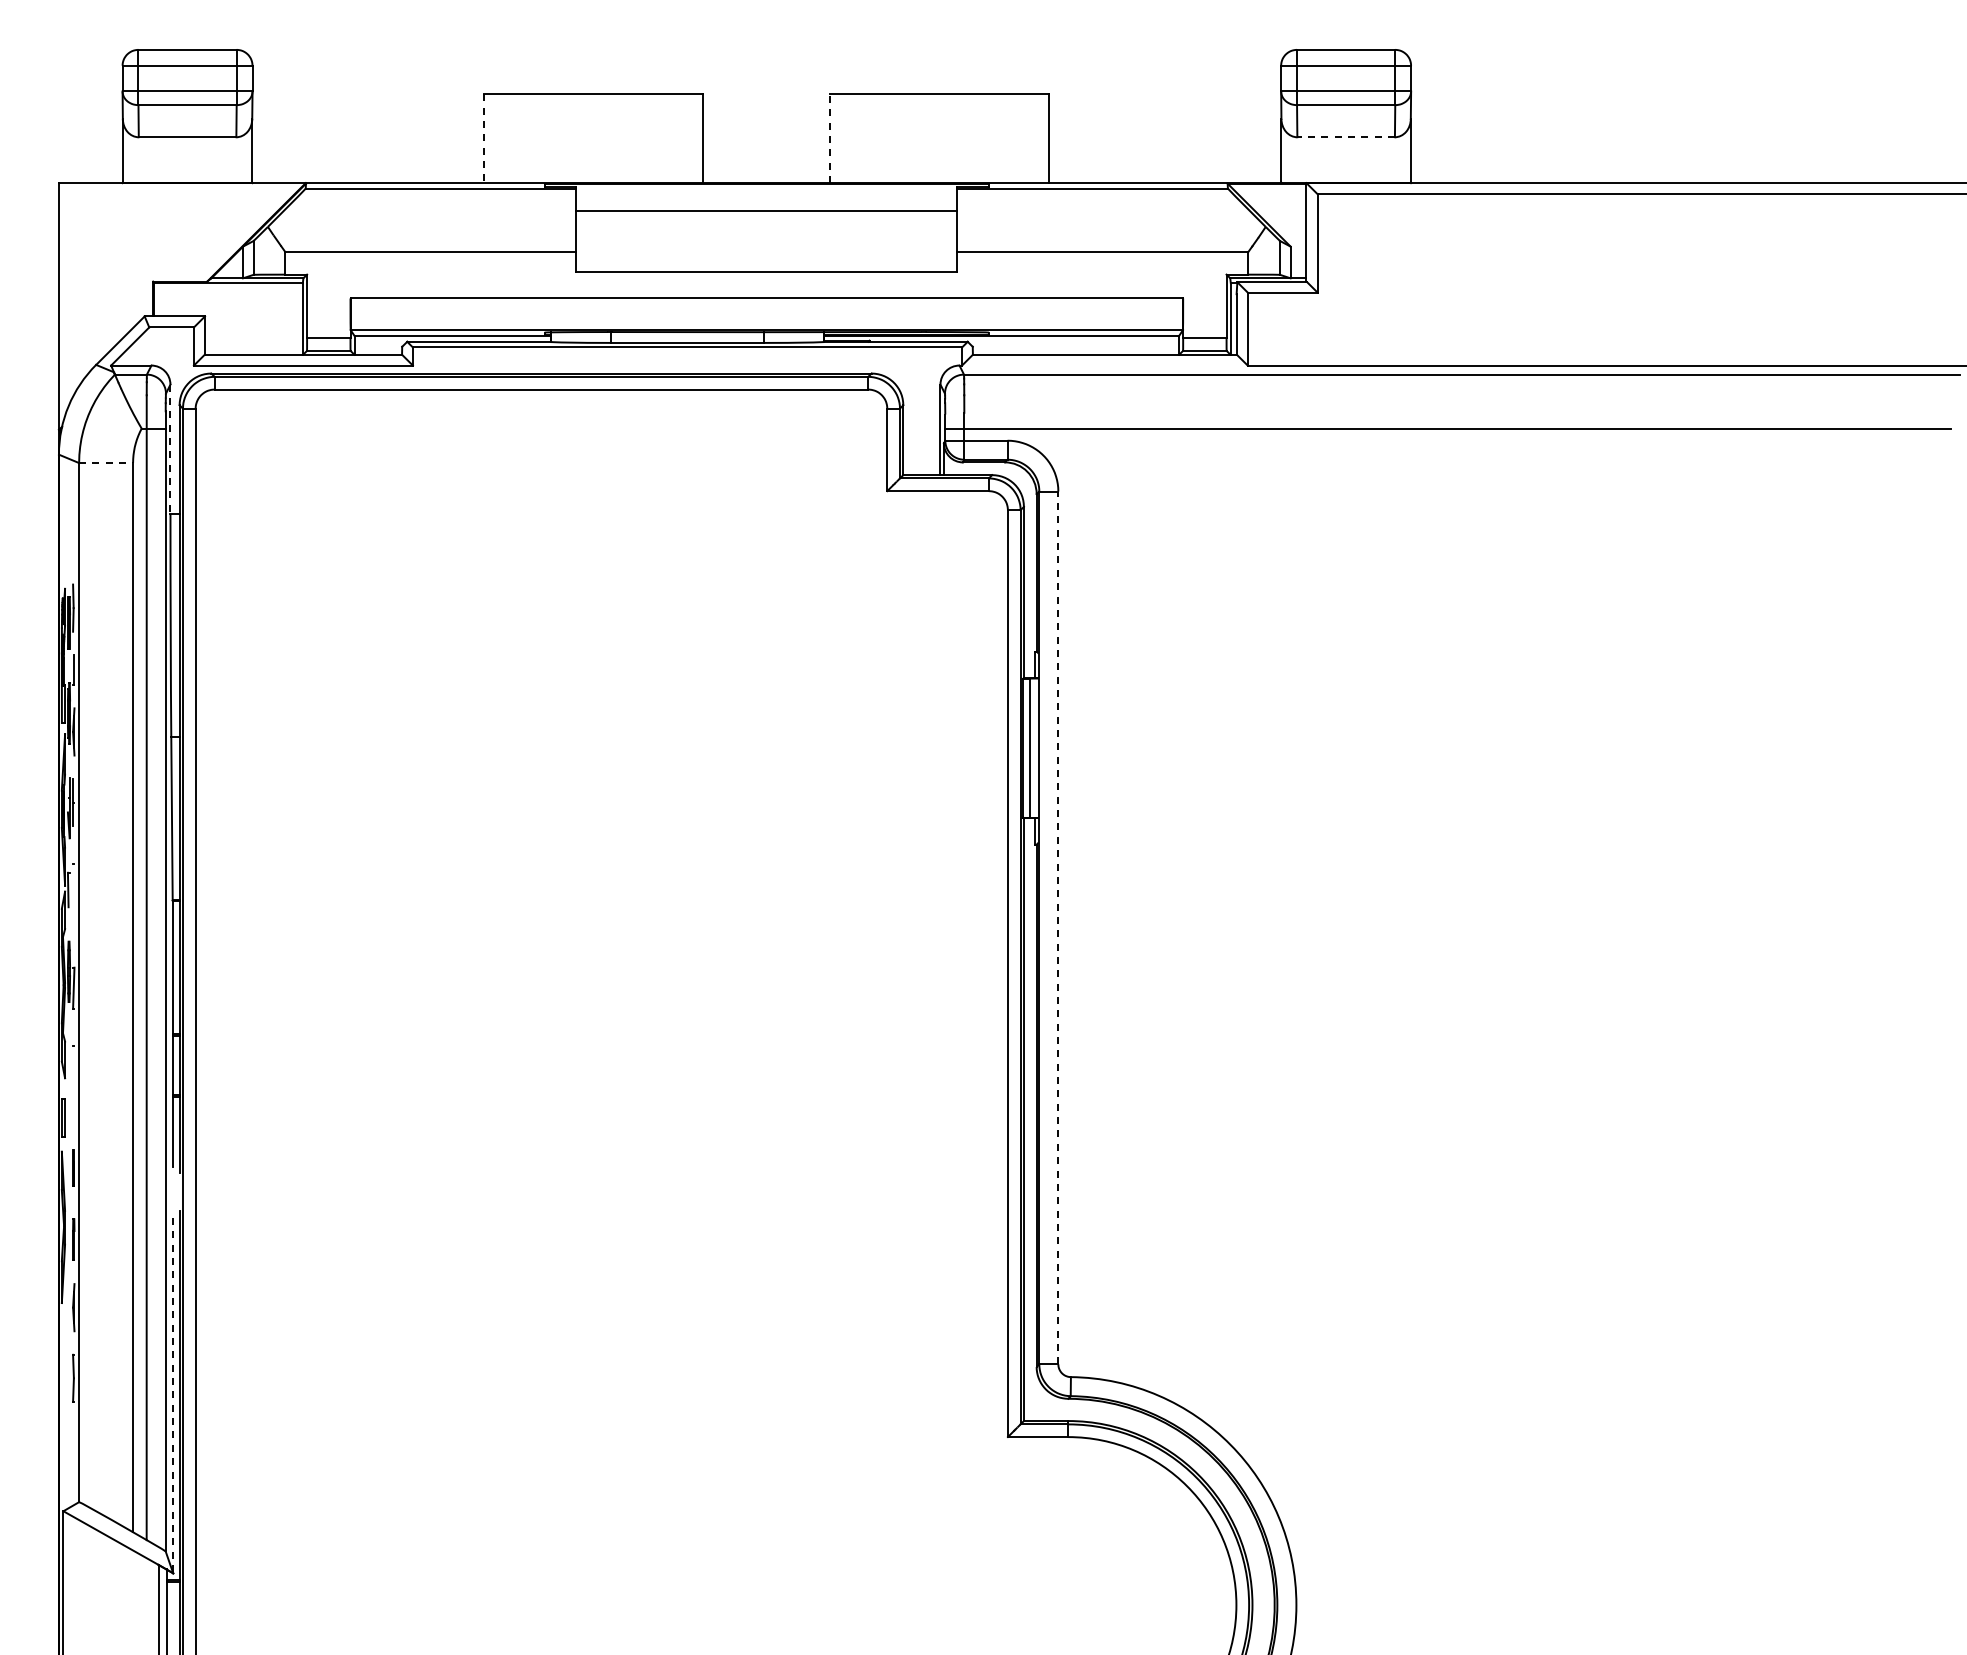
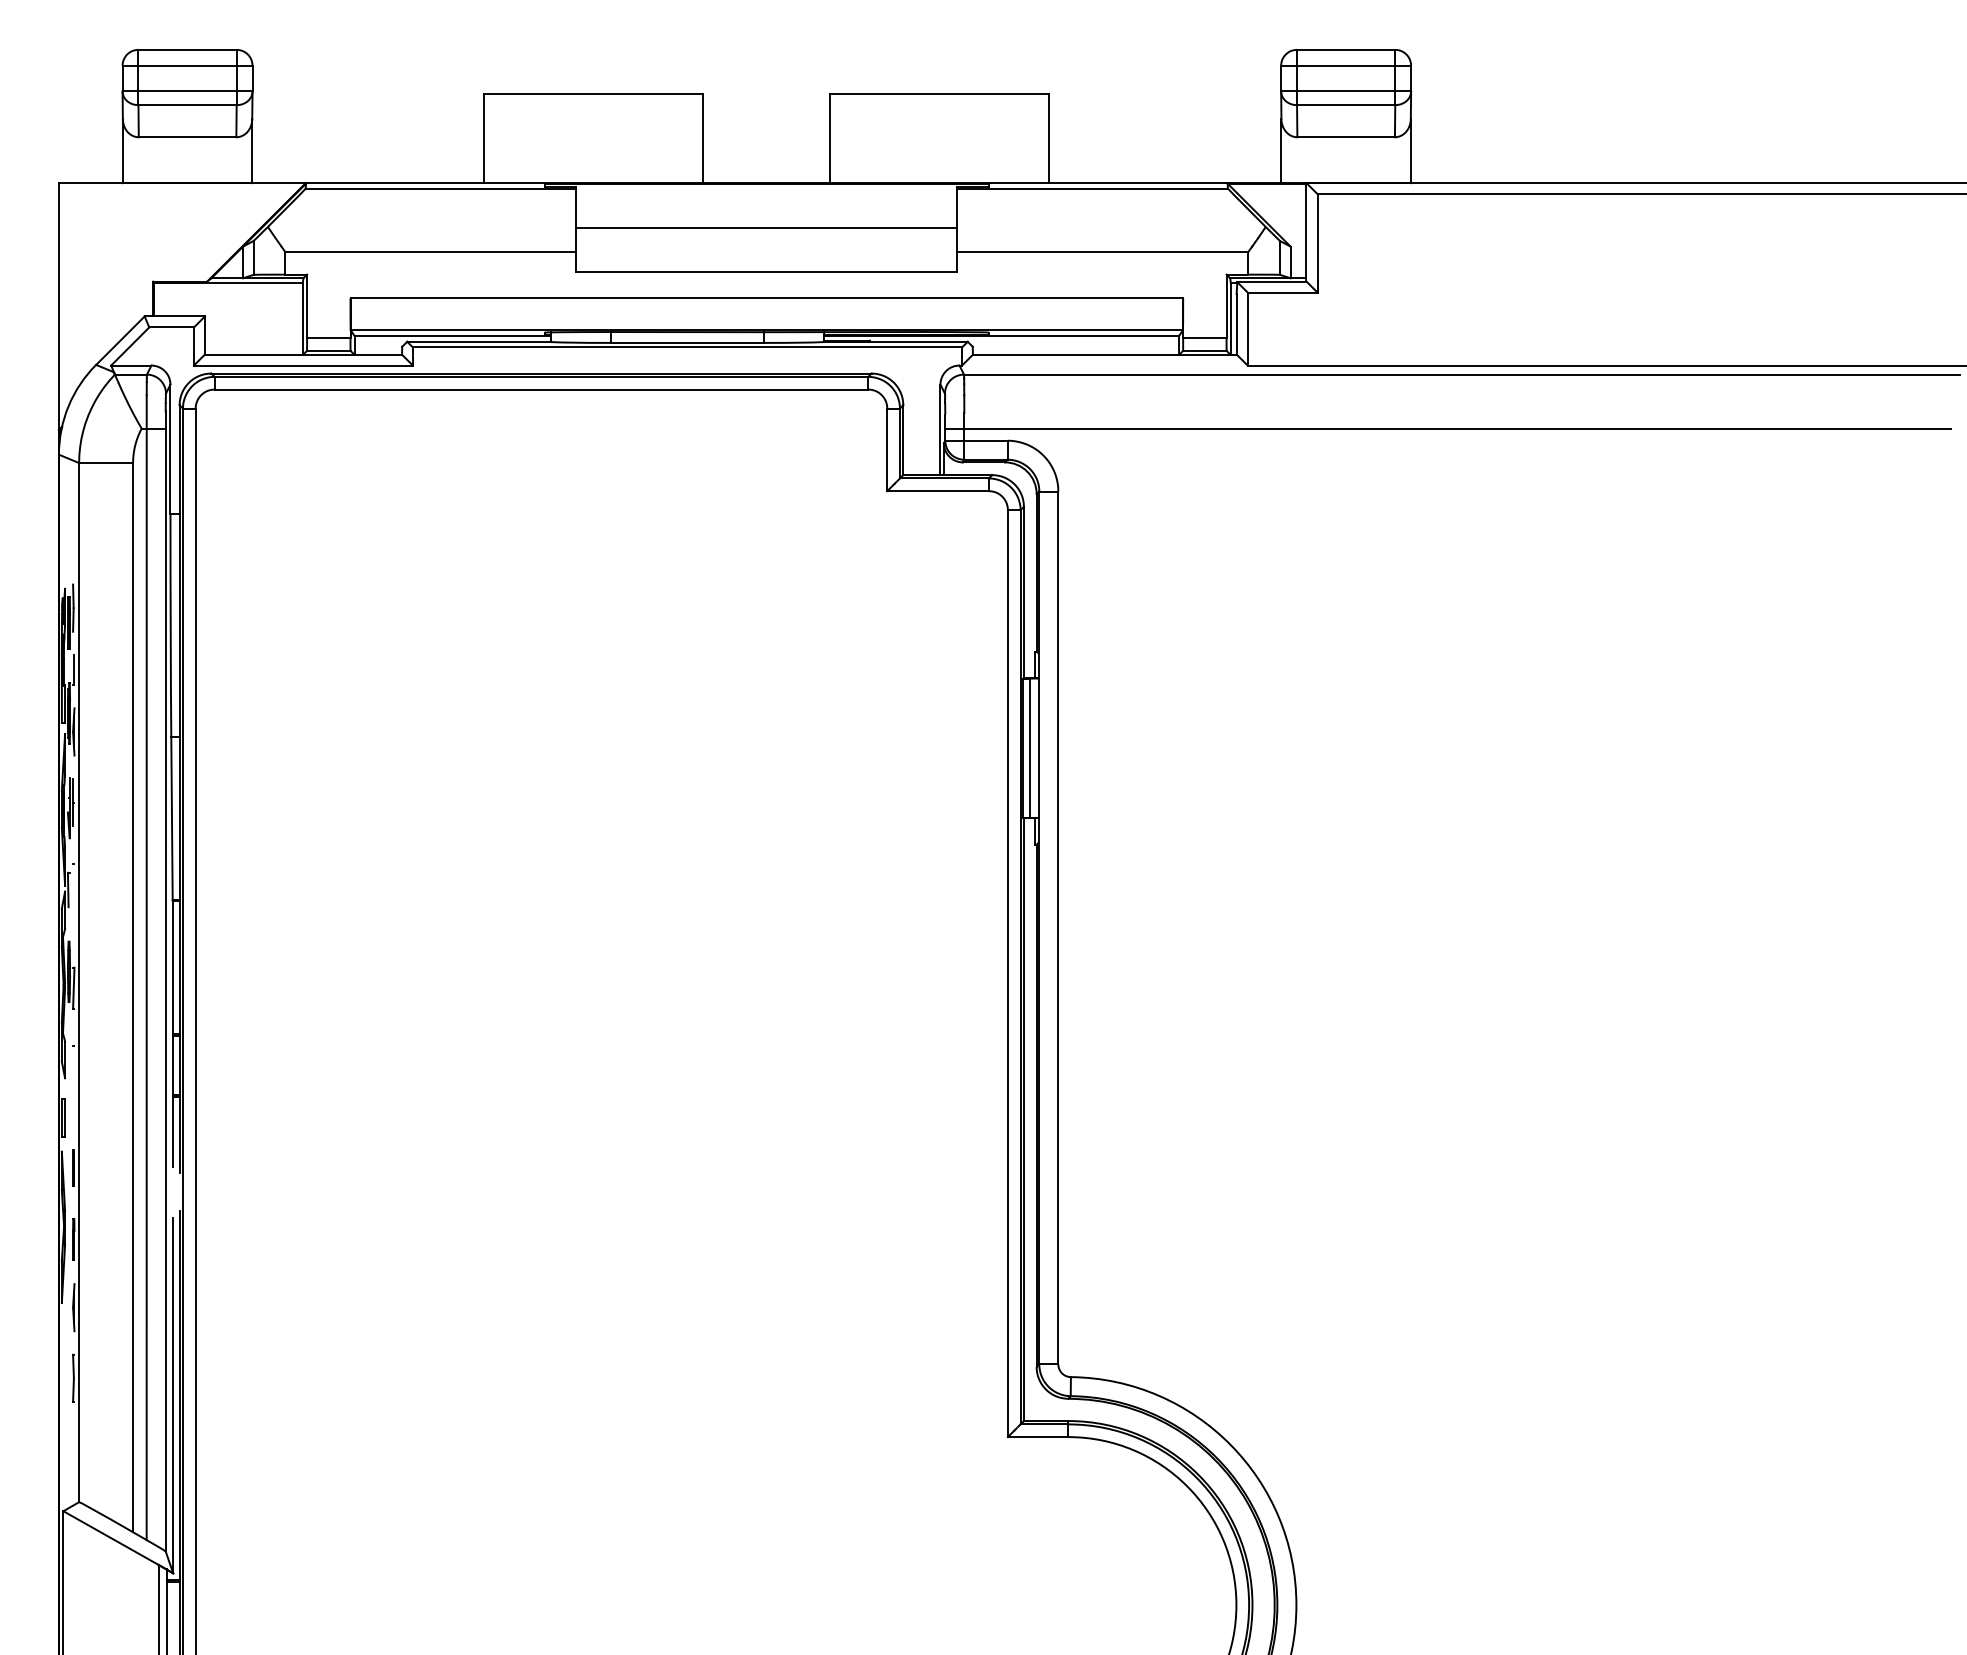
line: dashed -> solid (1346, 137)
line: dashed -> solid (830, 138)
line: dashed -> solid (484, 139)
line position: (766, 210) -> (766, 227) (766, 227)
line: dashed -> solid (170, 449)
line: dashed -> solid (106, 463)
line: dashed -> solid (1058, 927)
line: dashed -> solid (173, 1395)
